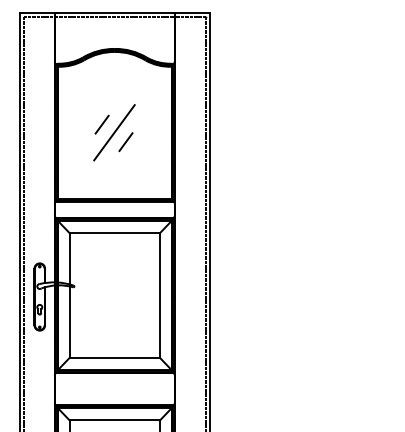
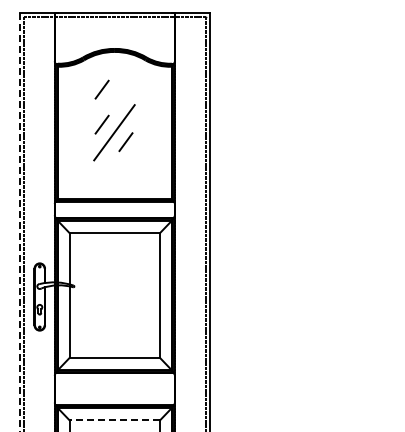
line: none -> present (101, 89)
line: solid -> dashed (19, 222)
line: solid -> dashed (114, 420)
